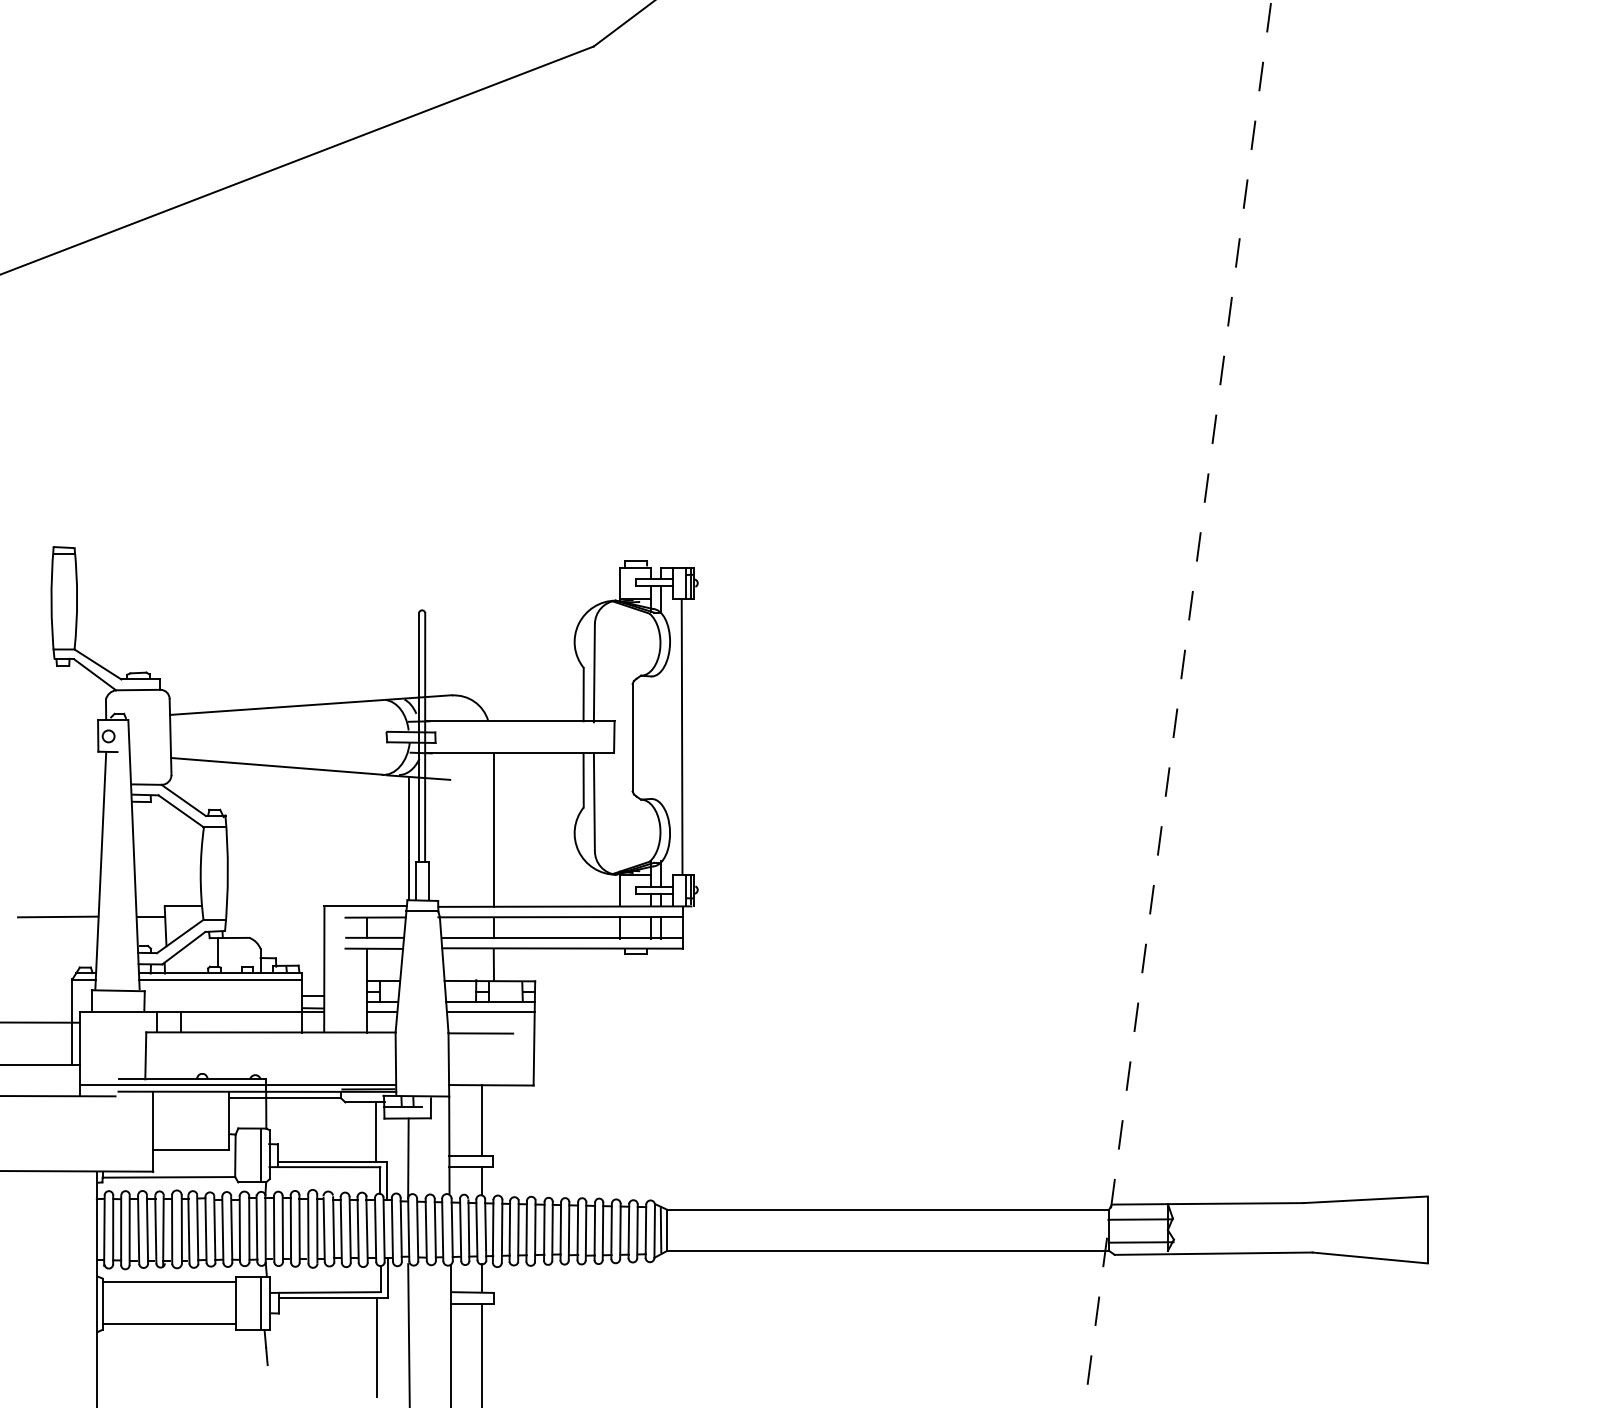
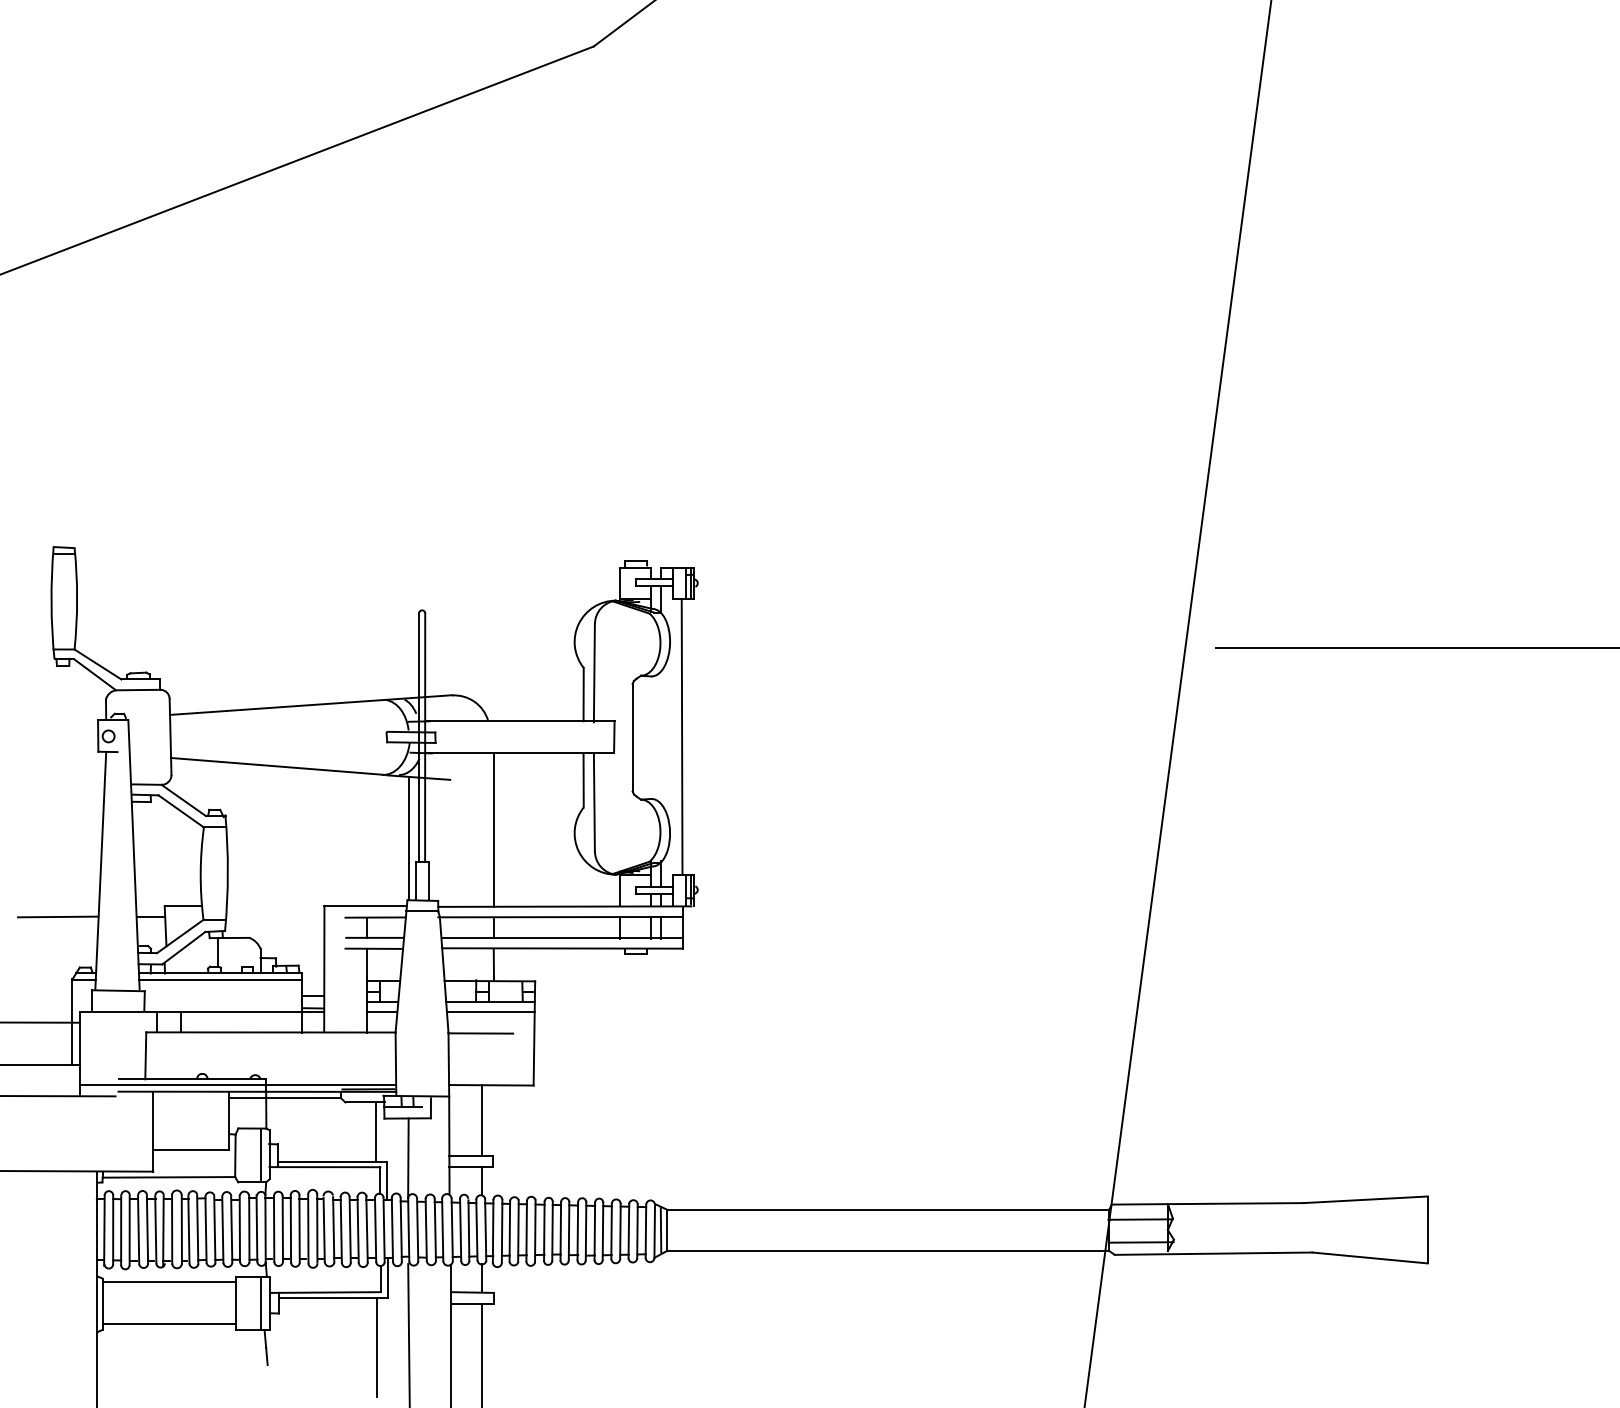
line: none -> present (1416, 647)
line: dashed -> solid (1178, 703)
